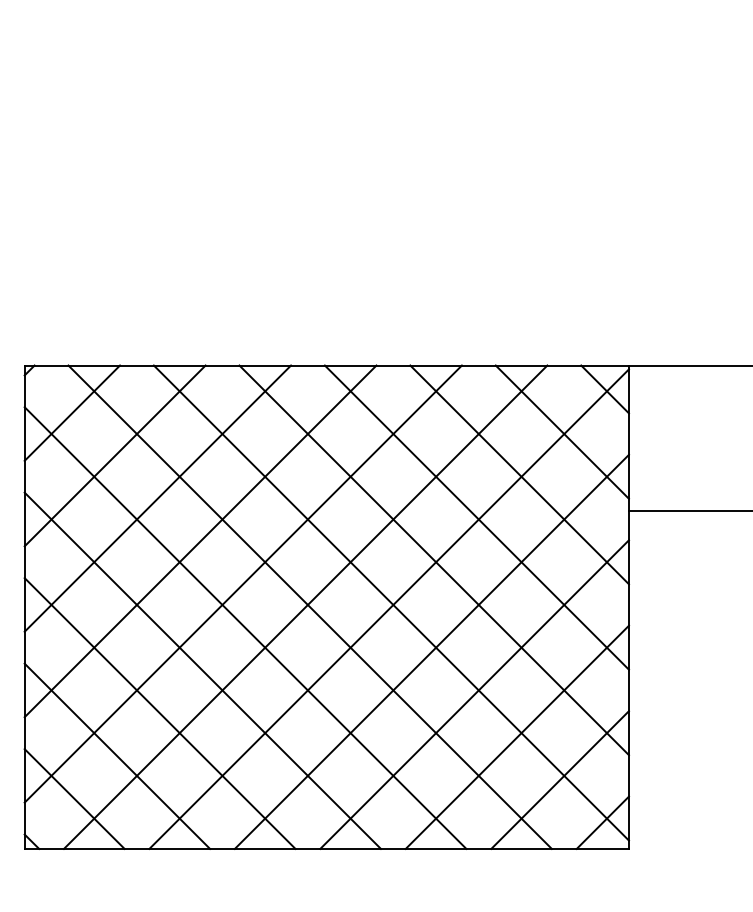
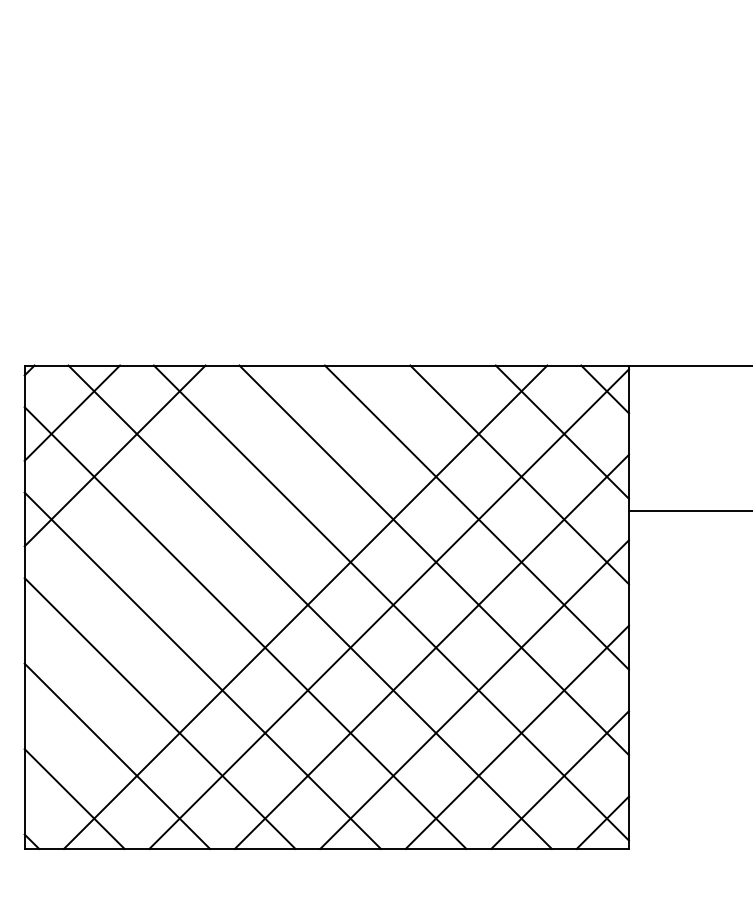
line: present -> none (157, 498)
line: present -> none (200, 541)
line: present -> none (242, 583)
